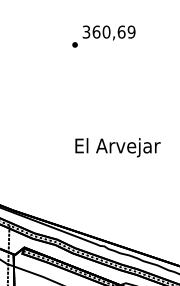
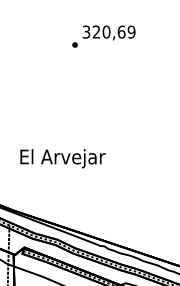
text: 360,69 -> 320,69 (96, 31)
text position: (117, 147) -> (62, 158) (62, 158)
